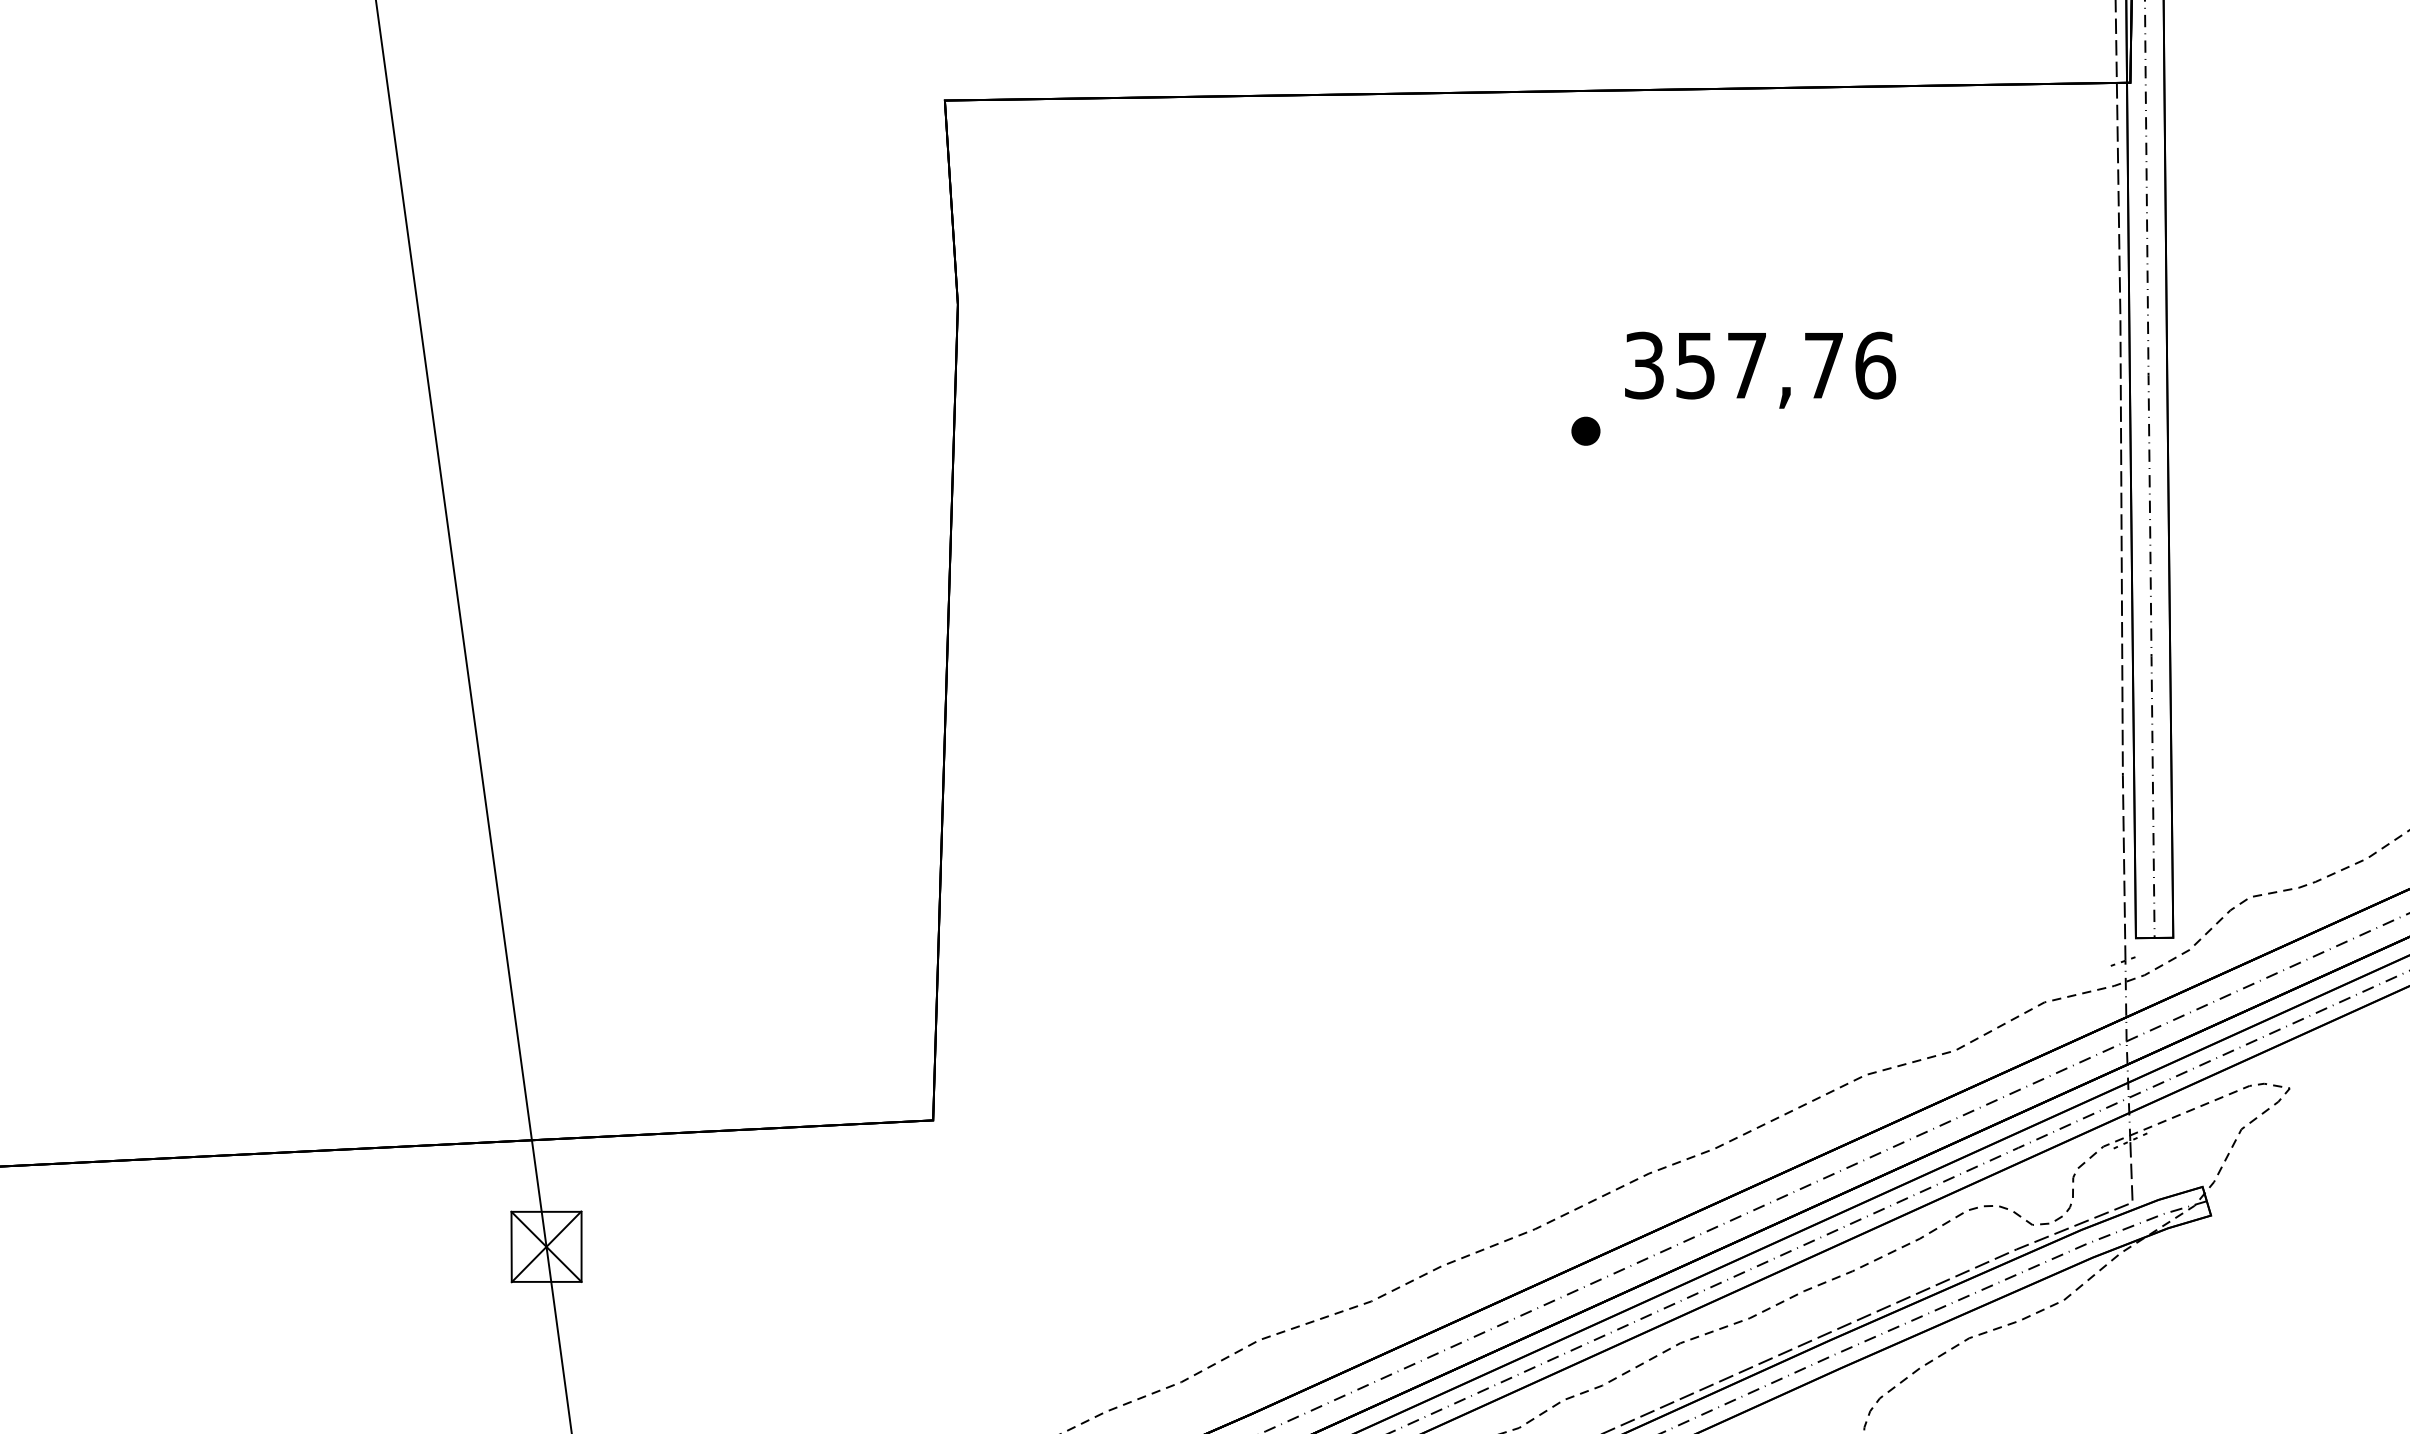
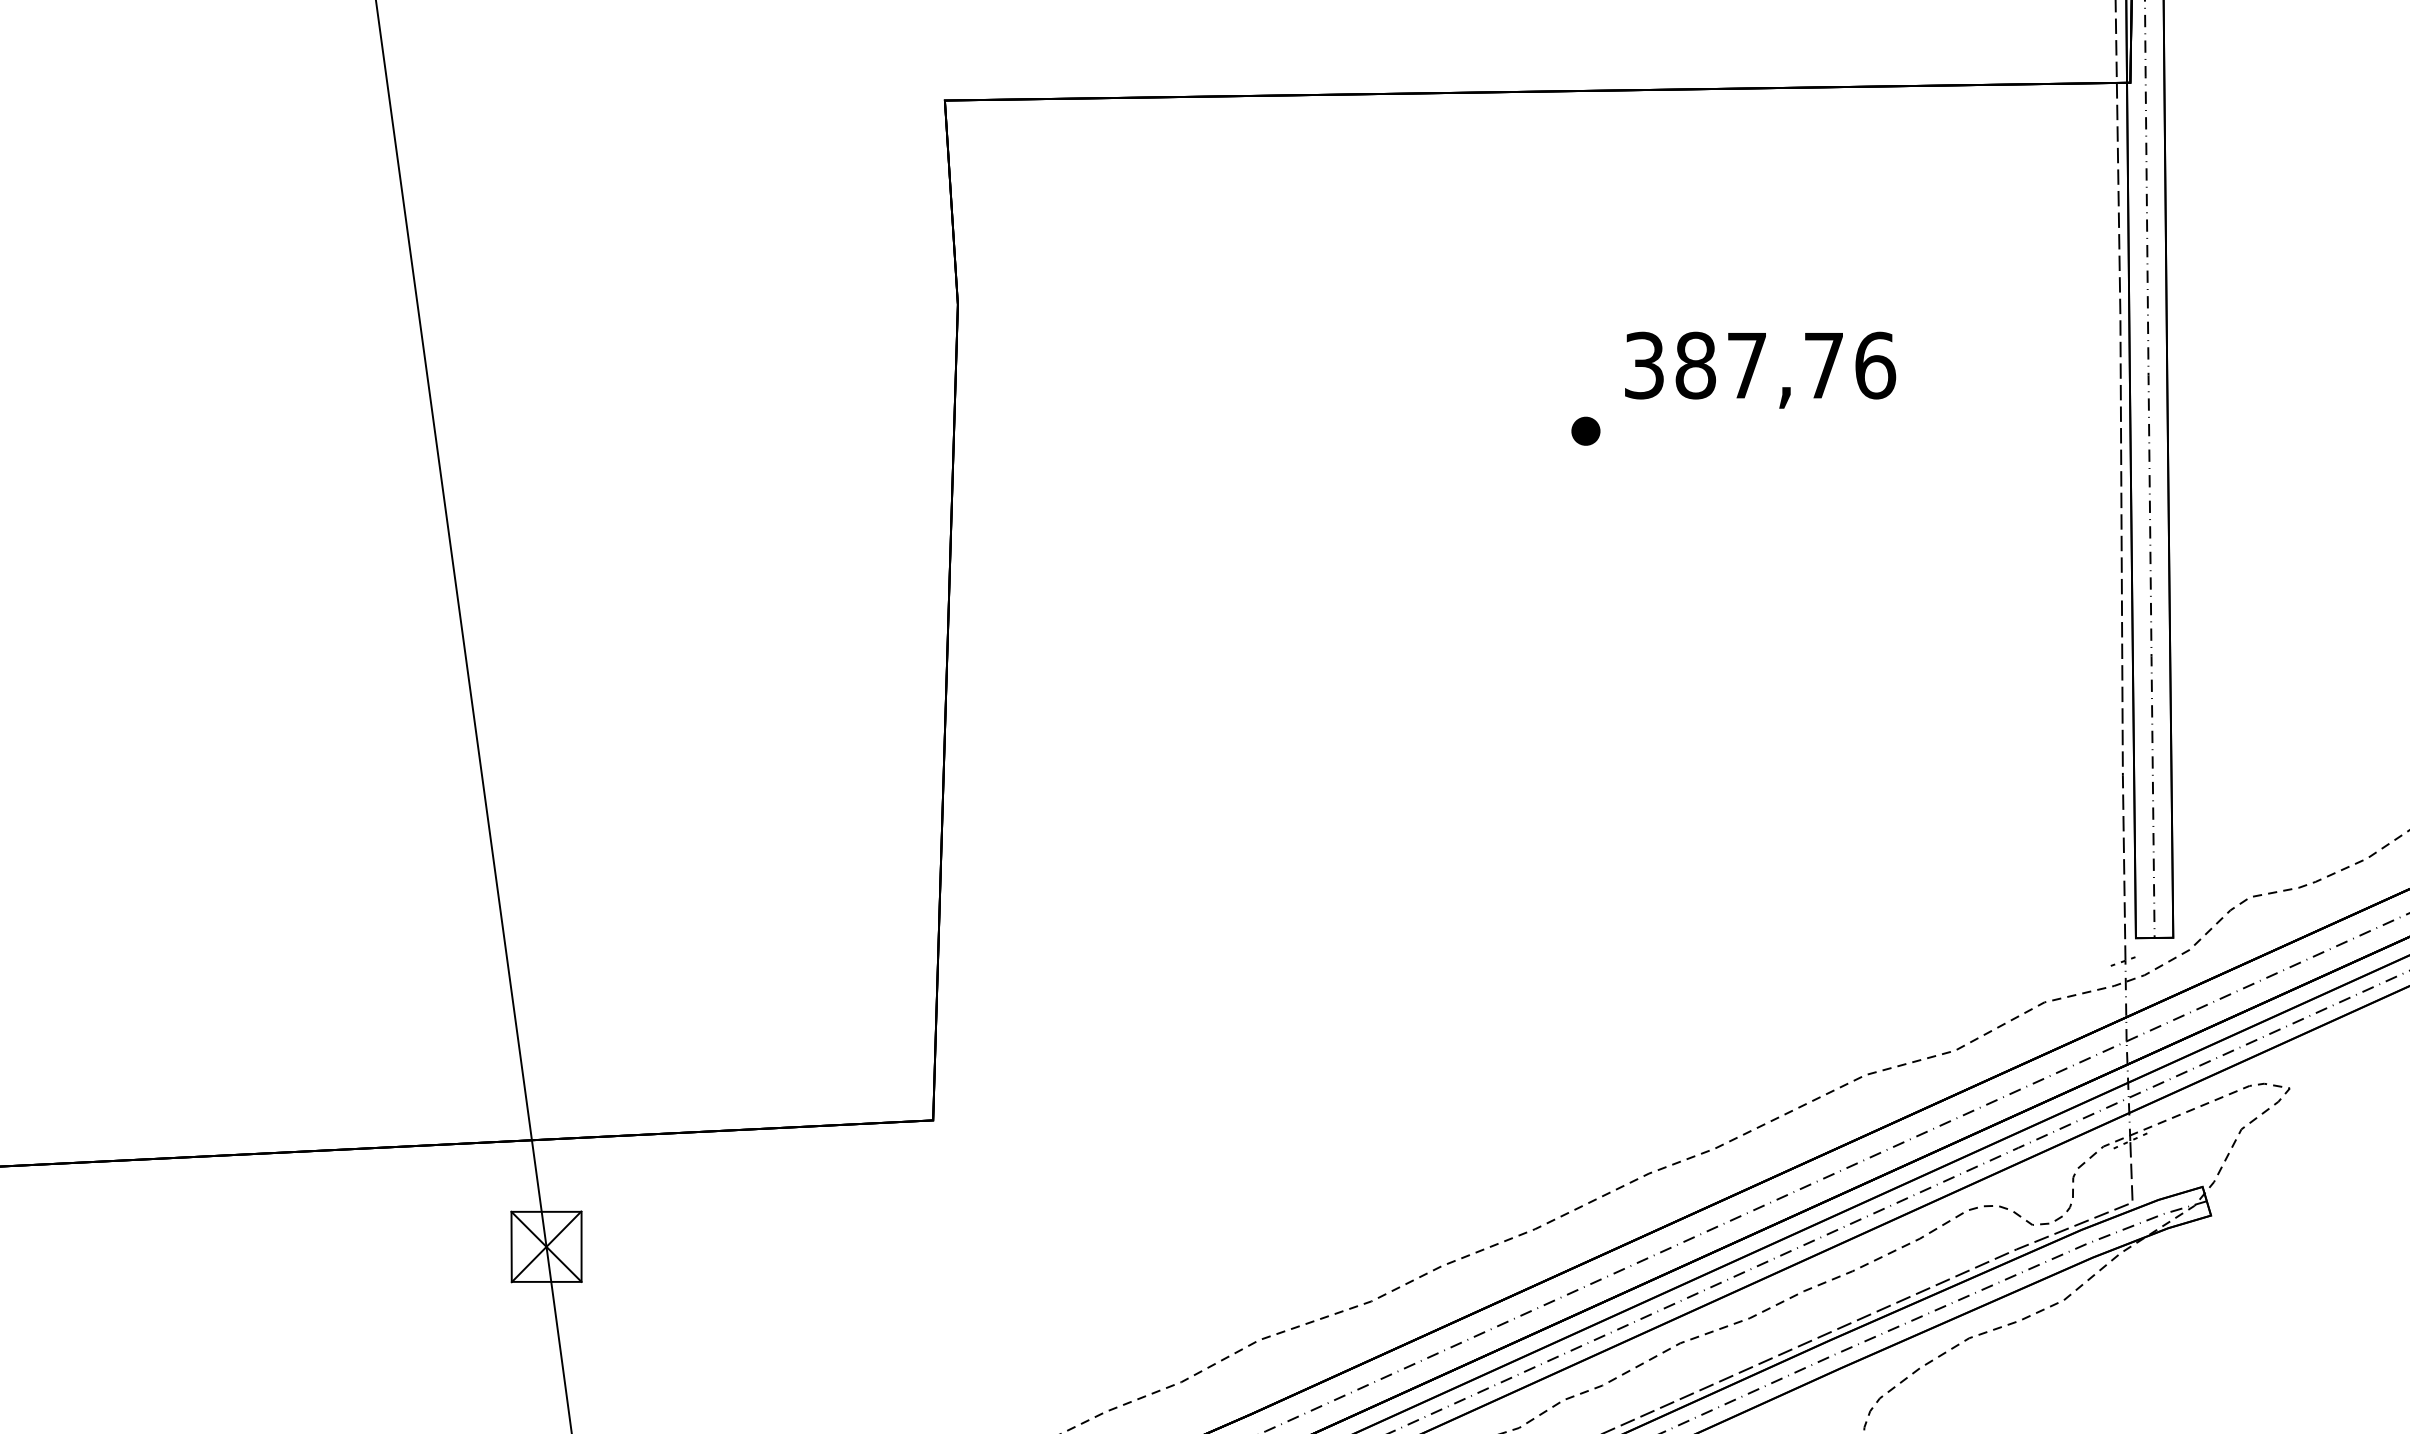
text: 357,76 -> 387,76 (1695, 365)
